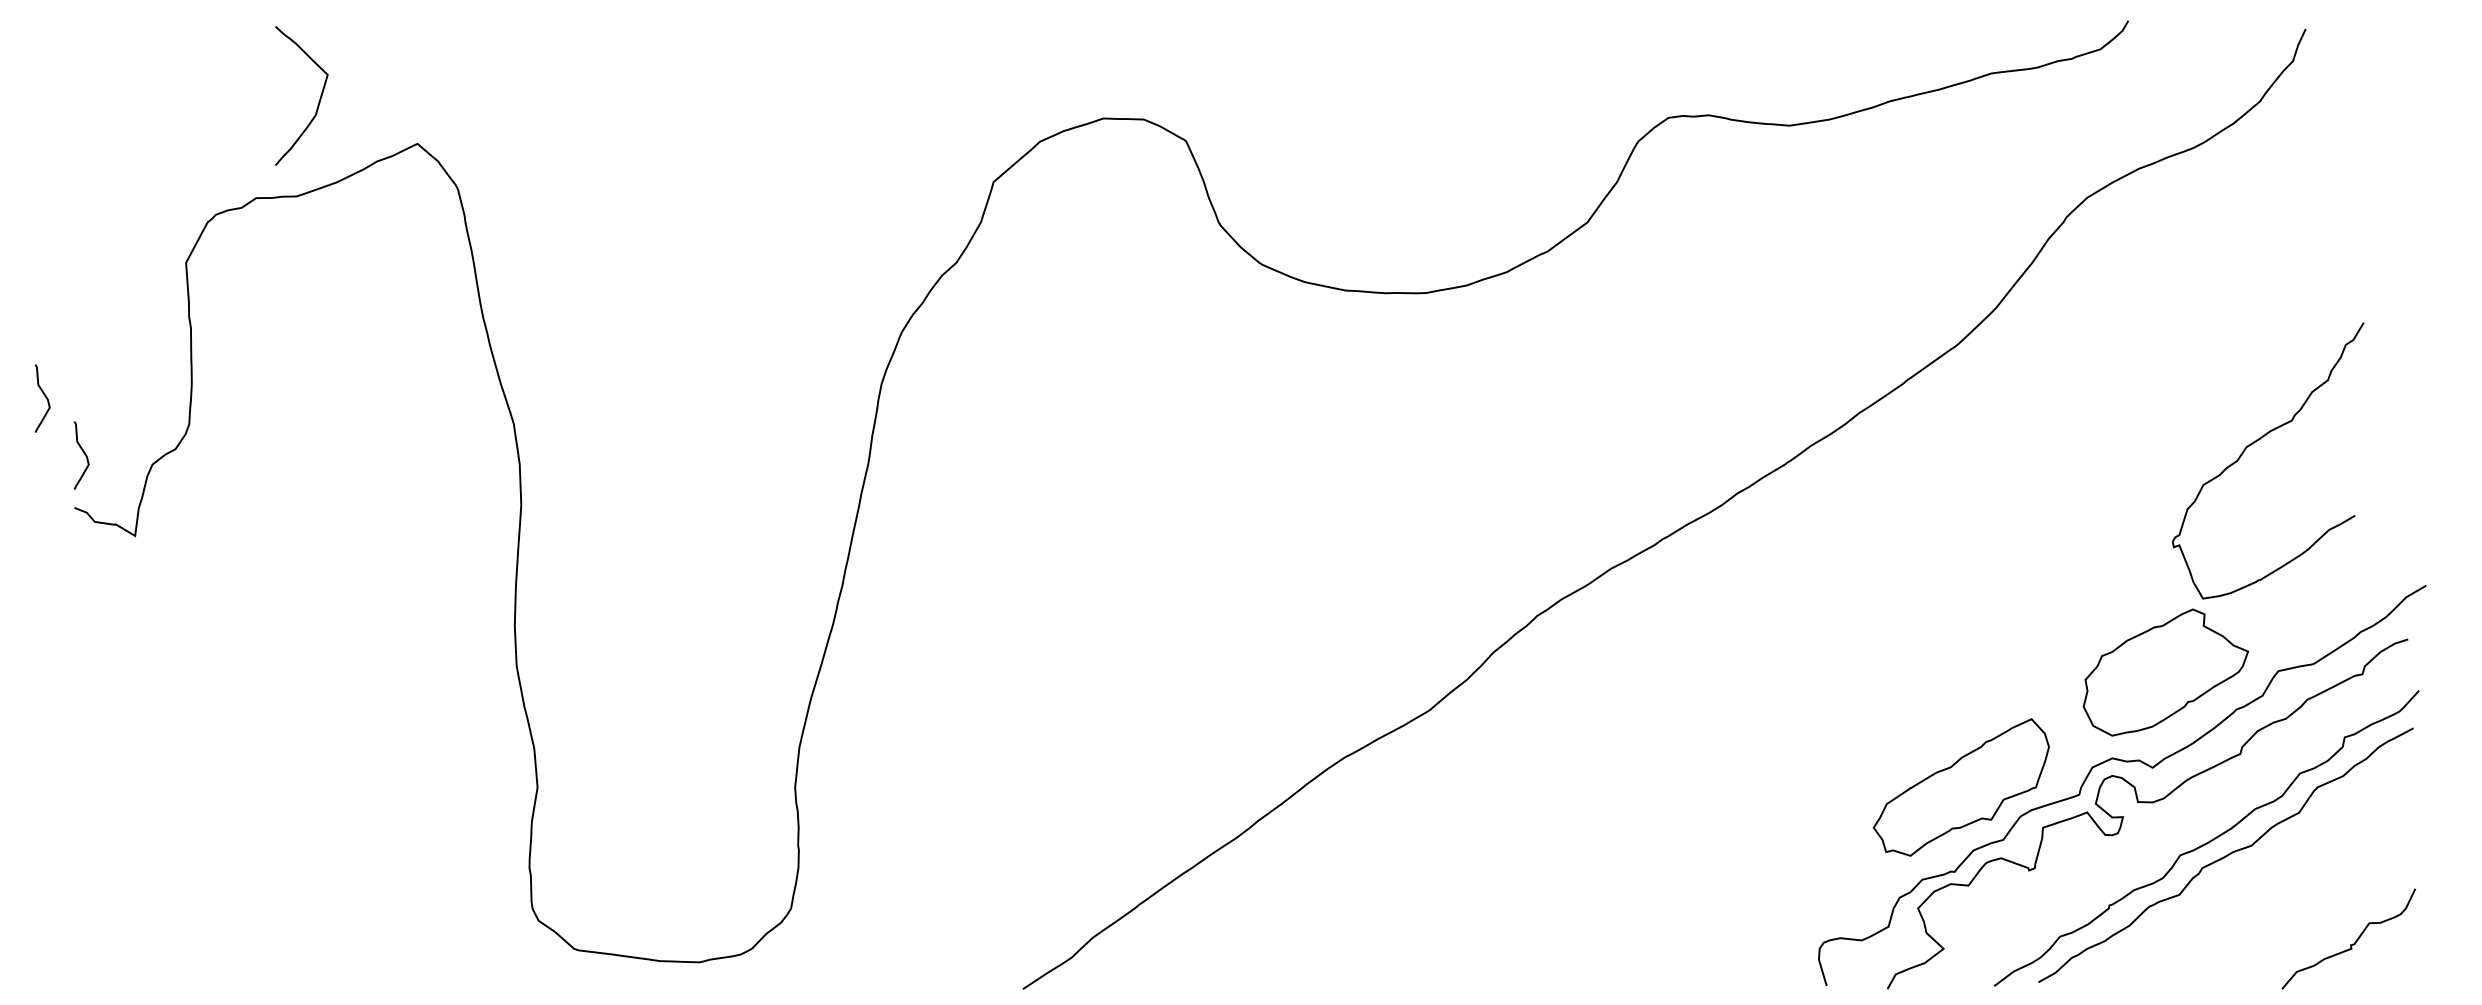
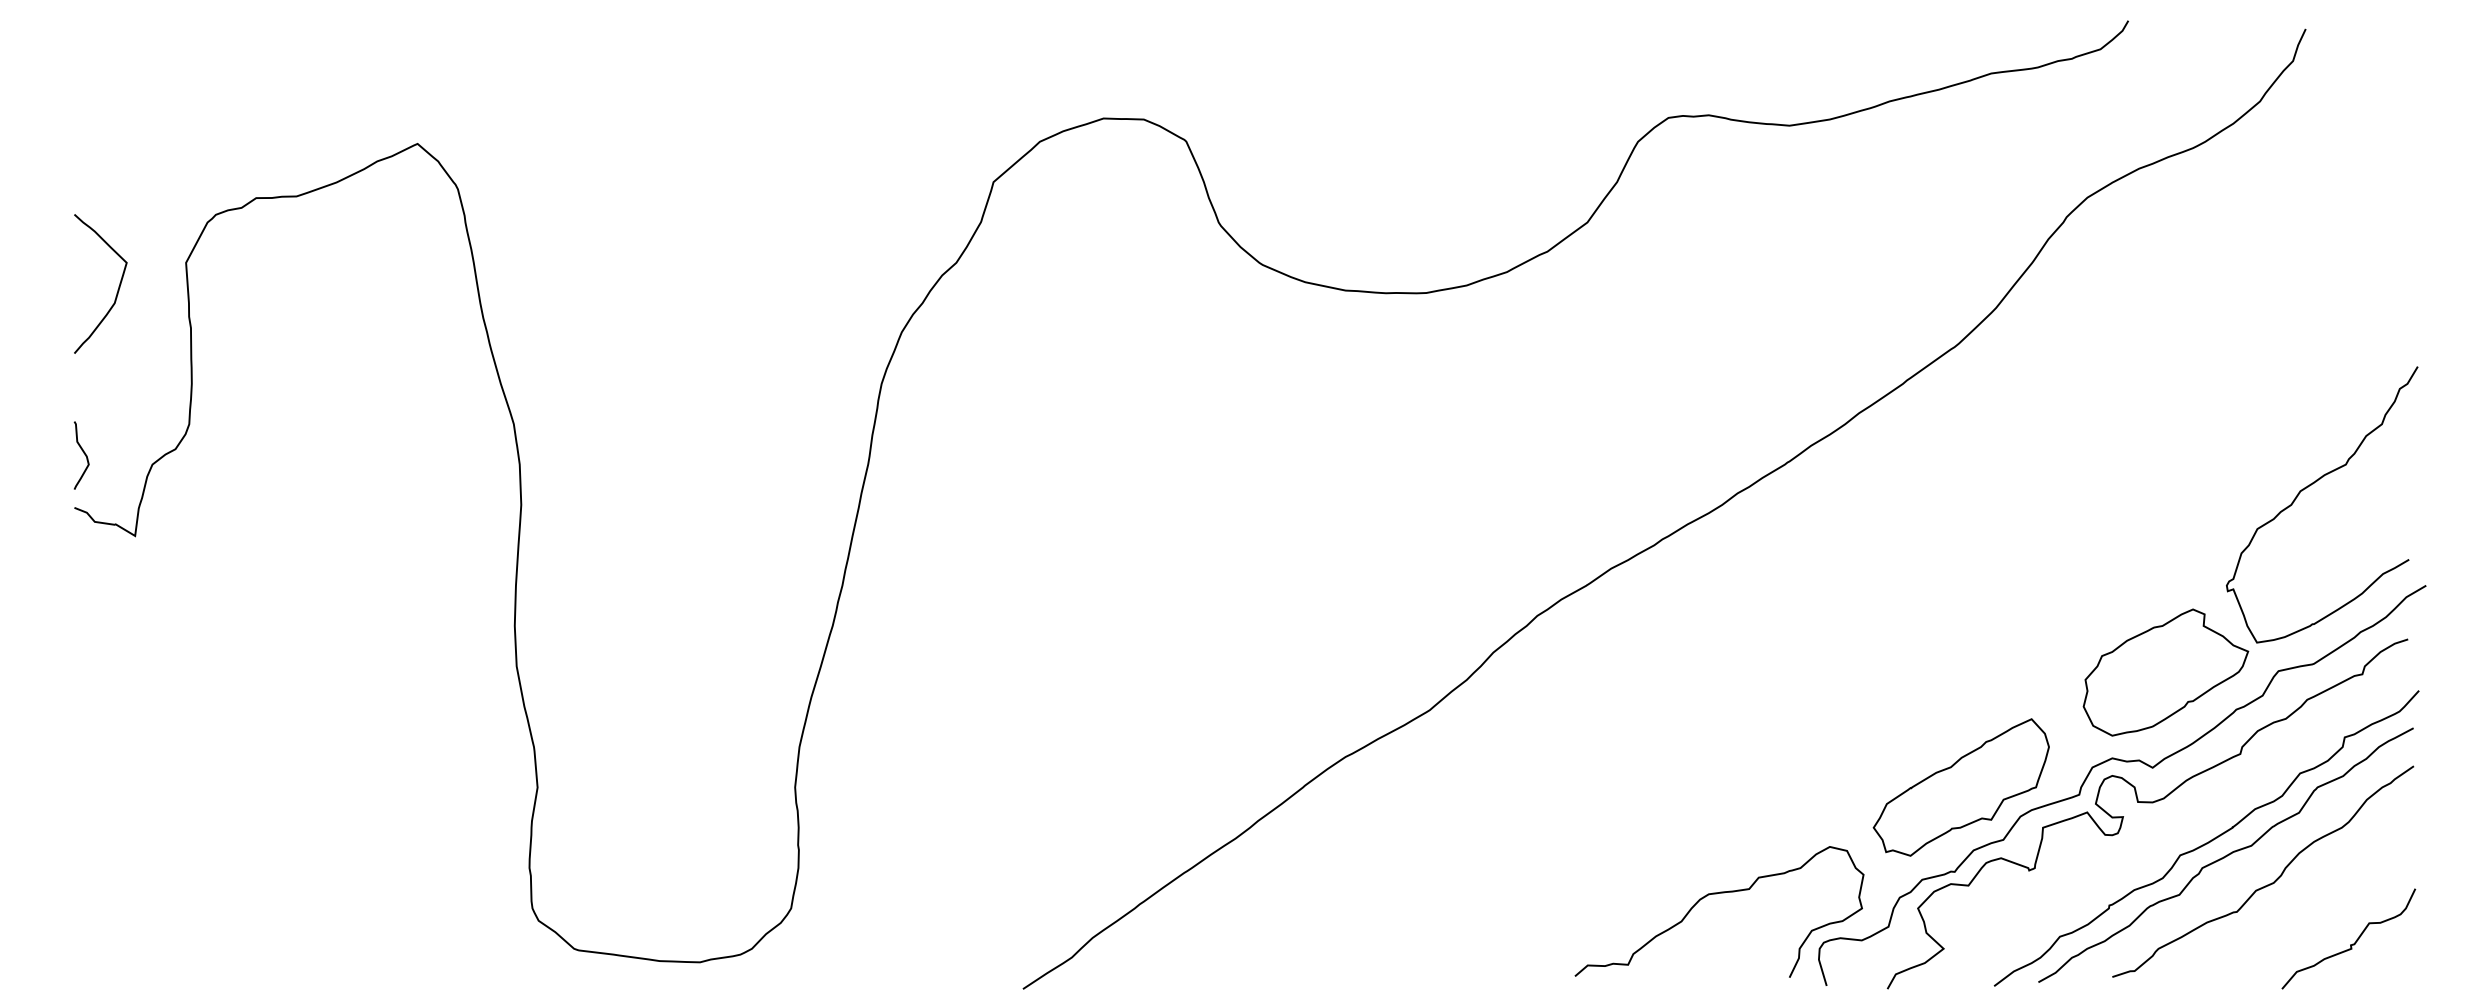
curve position: (318, 101) -> (117, 289) (117, 289)
curve: present -> none (44, 396)
curve position: (2259, 440) -> (2313, 484) (2313, 484)
curve: none -> present (2269, 883)
curve: none -> present (1716, 894)
